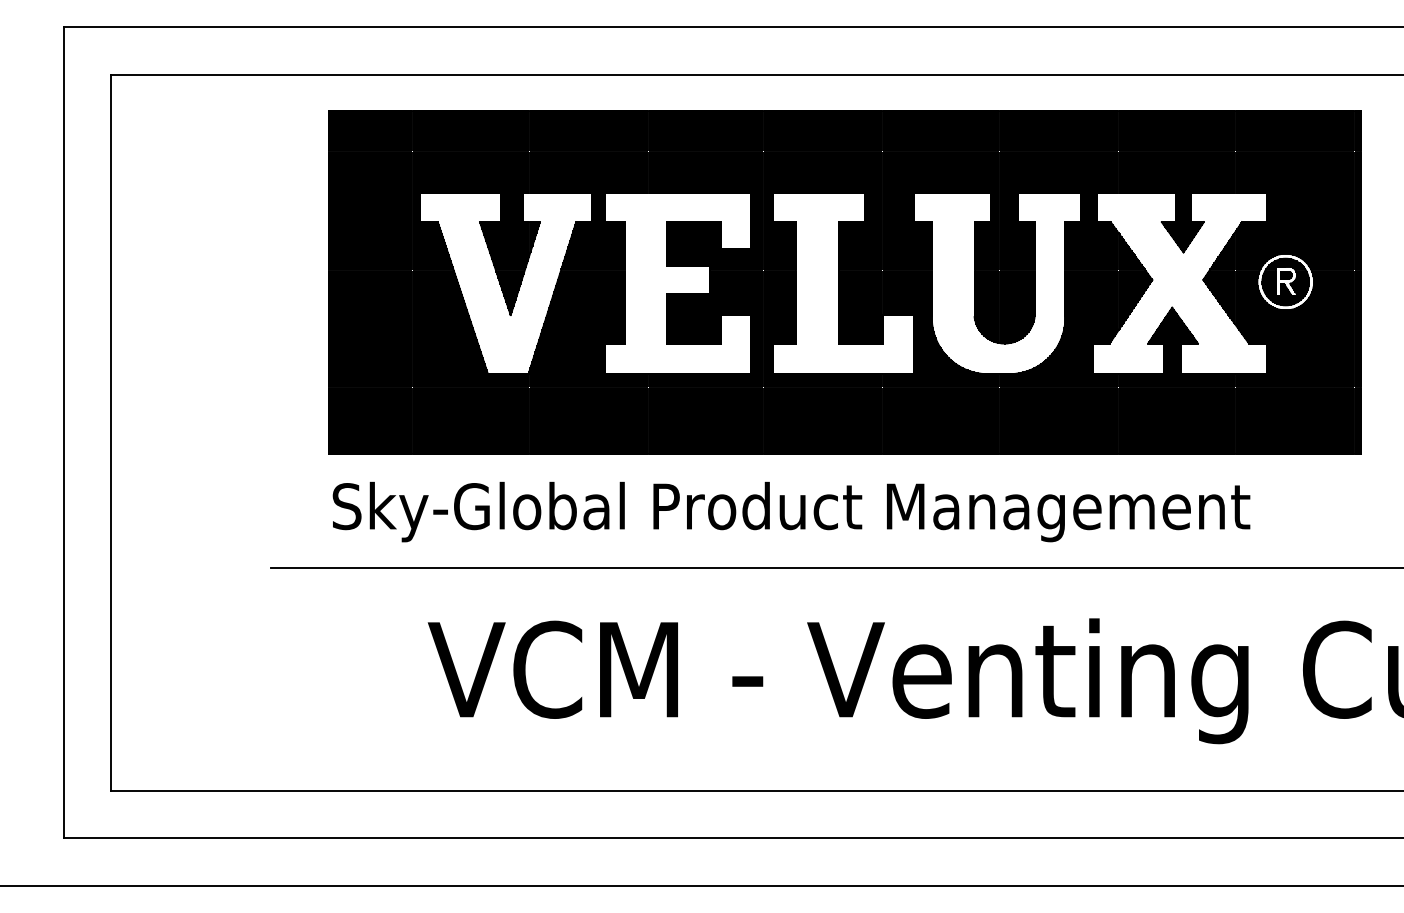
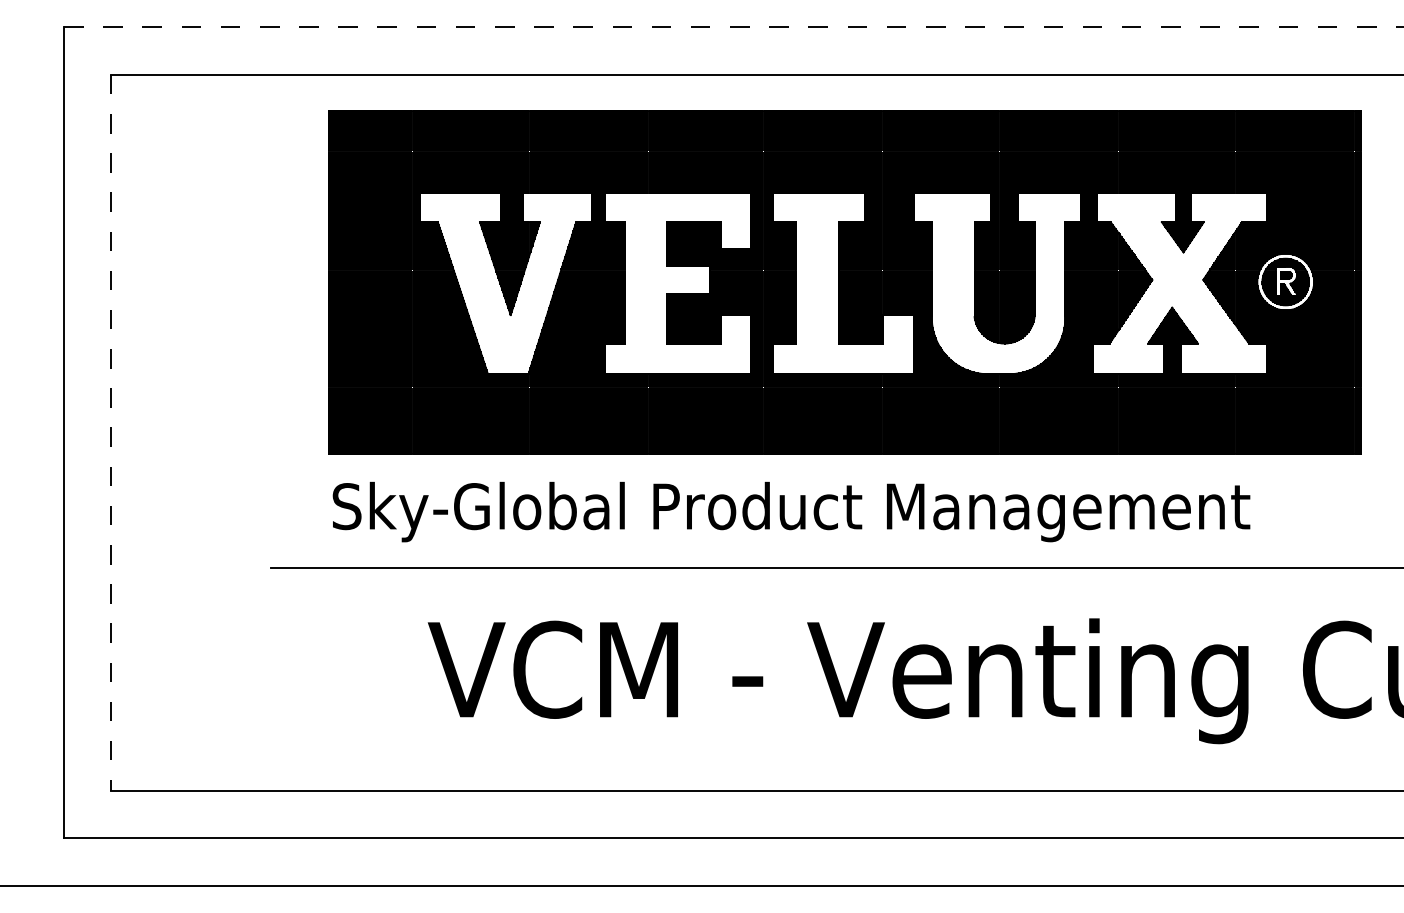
line: solid -> dashed (733, 27)
line: solid -> dashed (111, 433)
